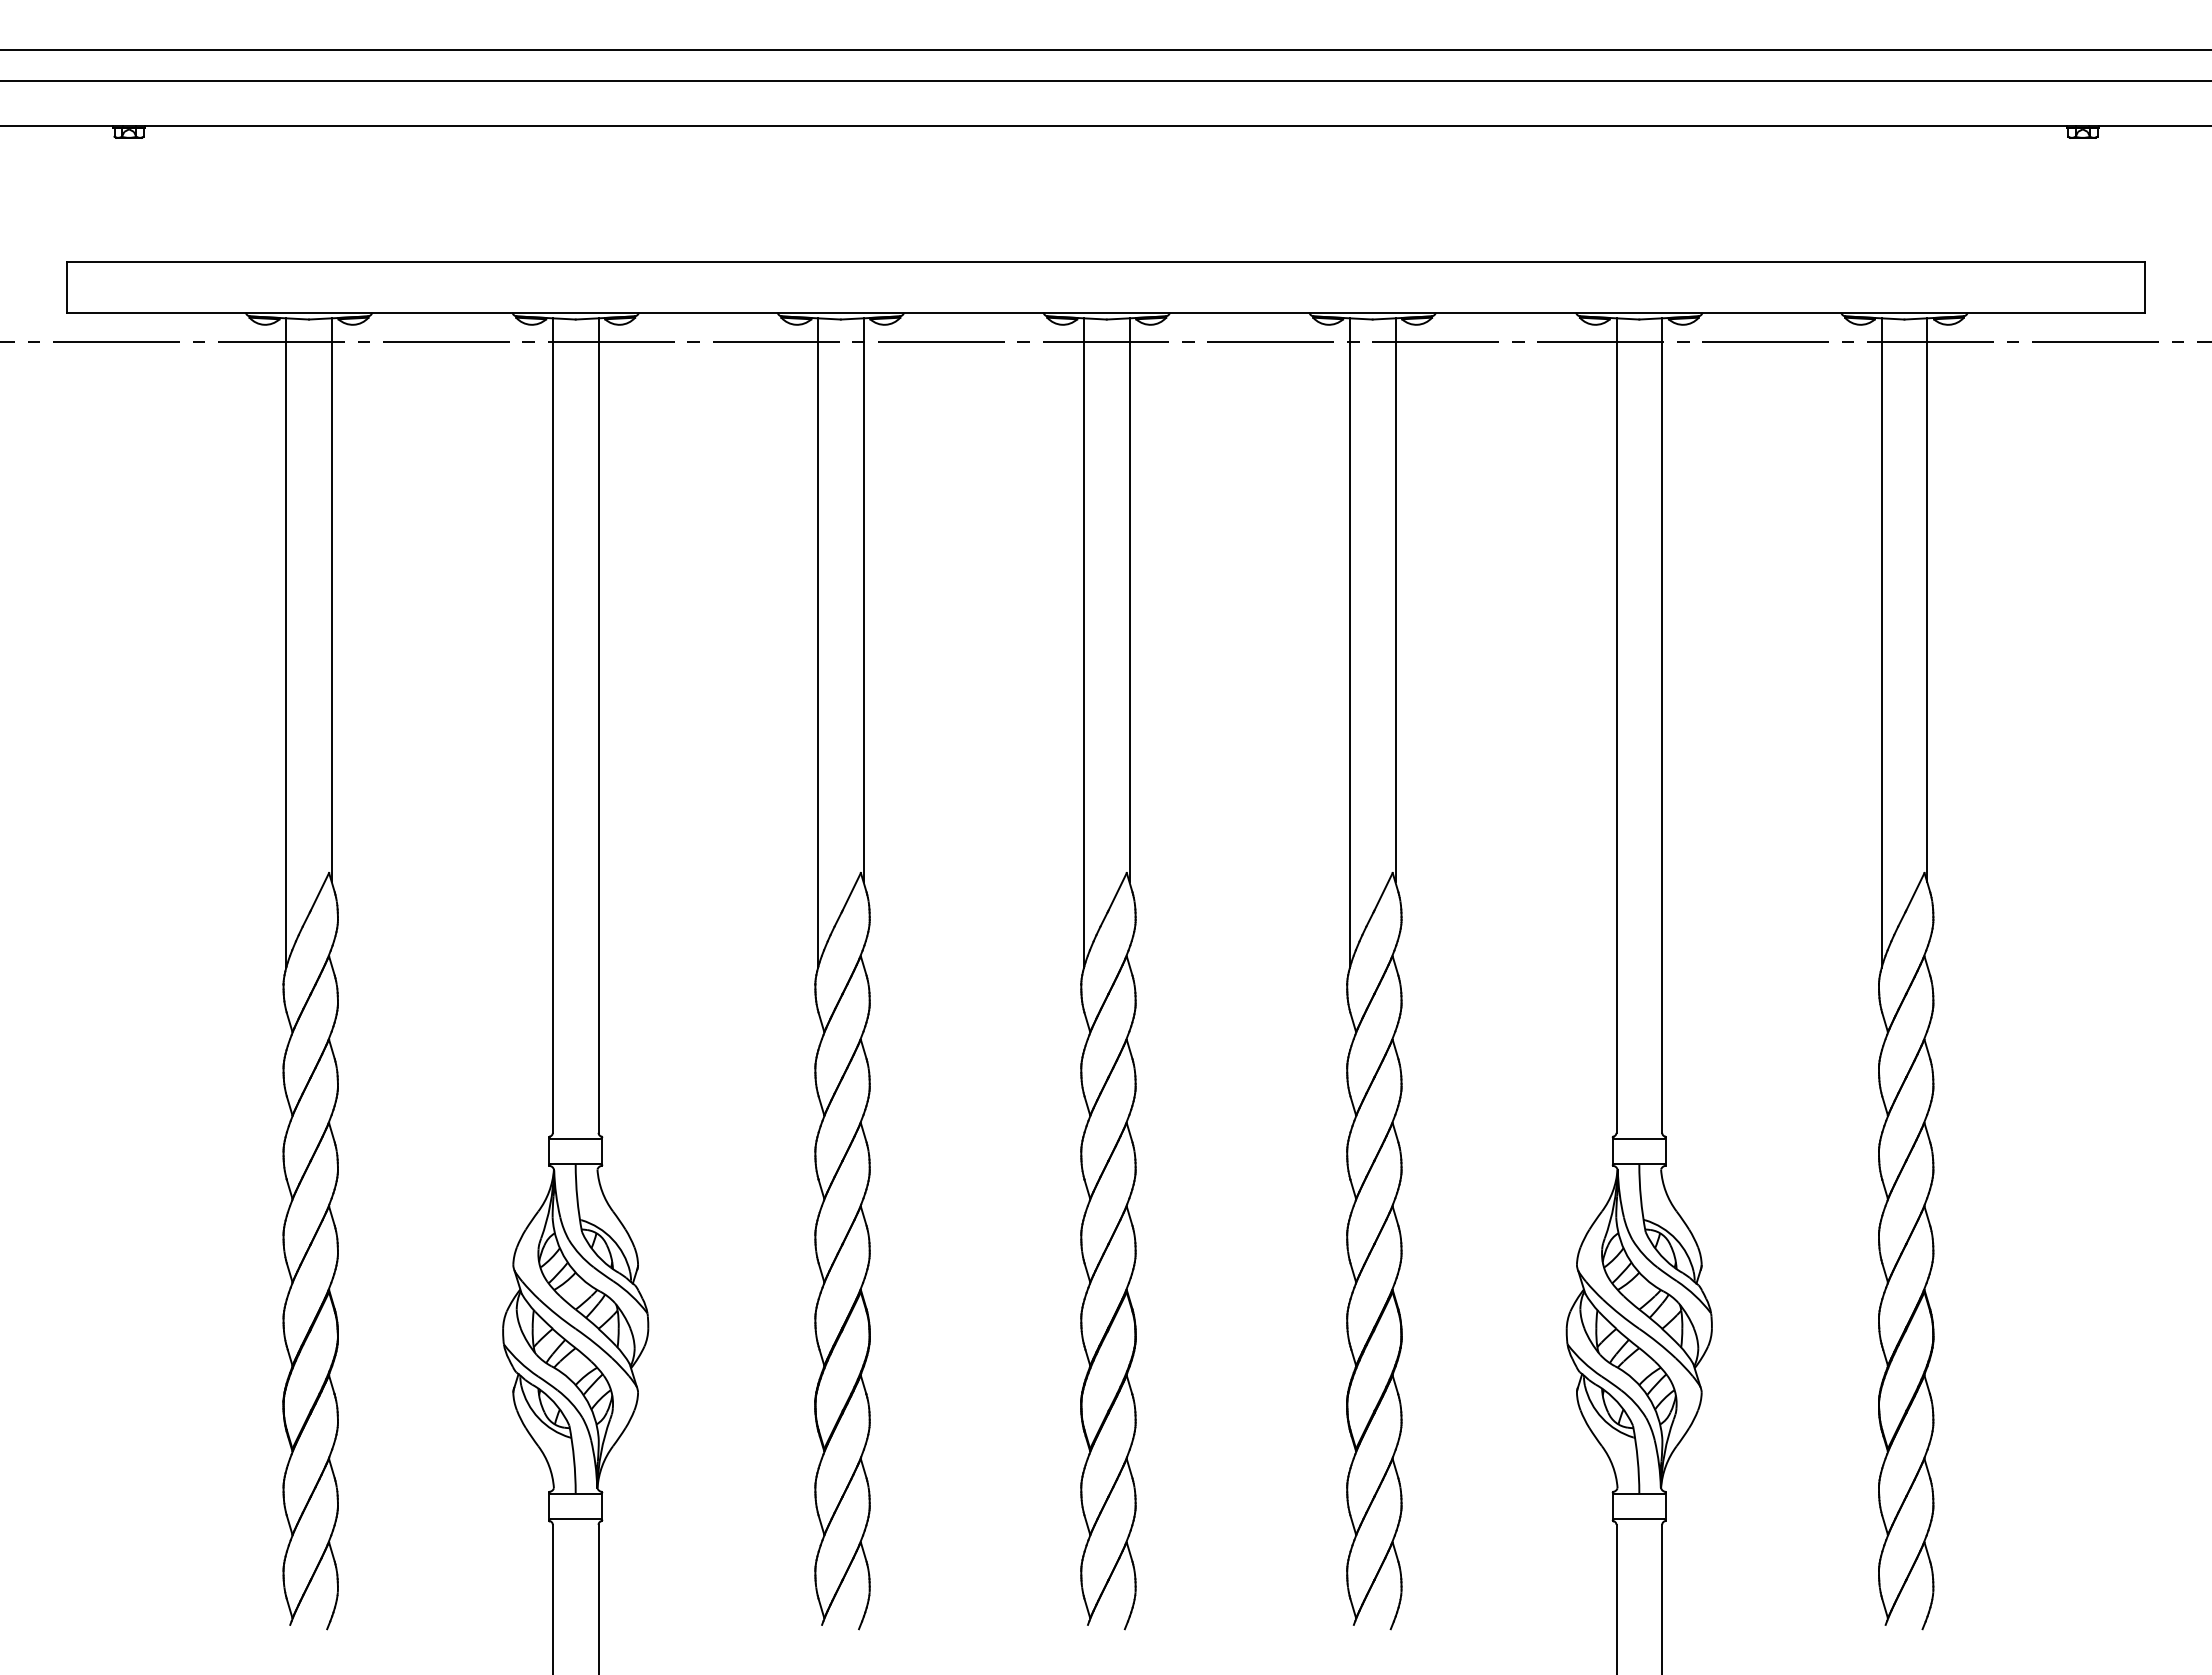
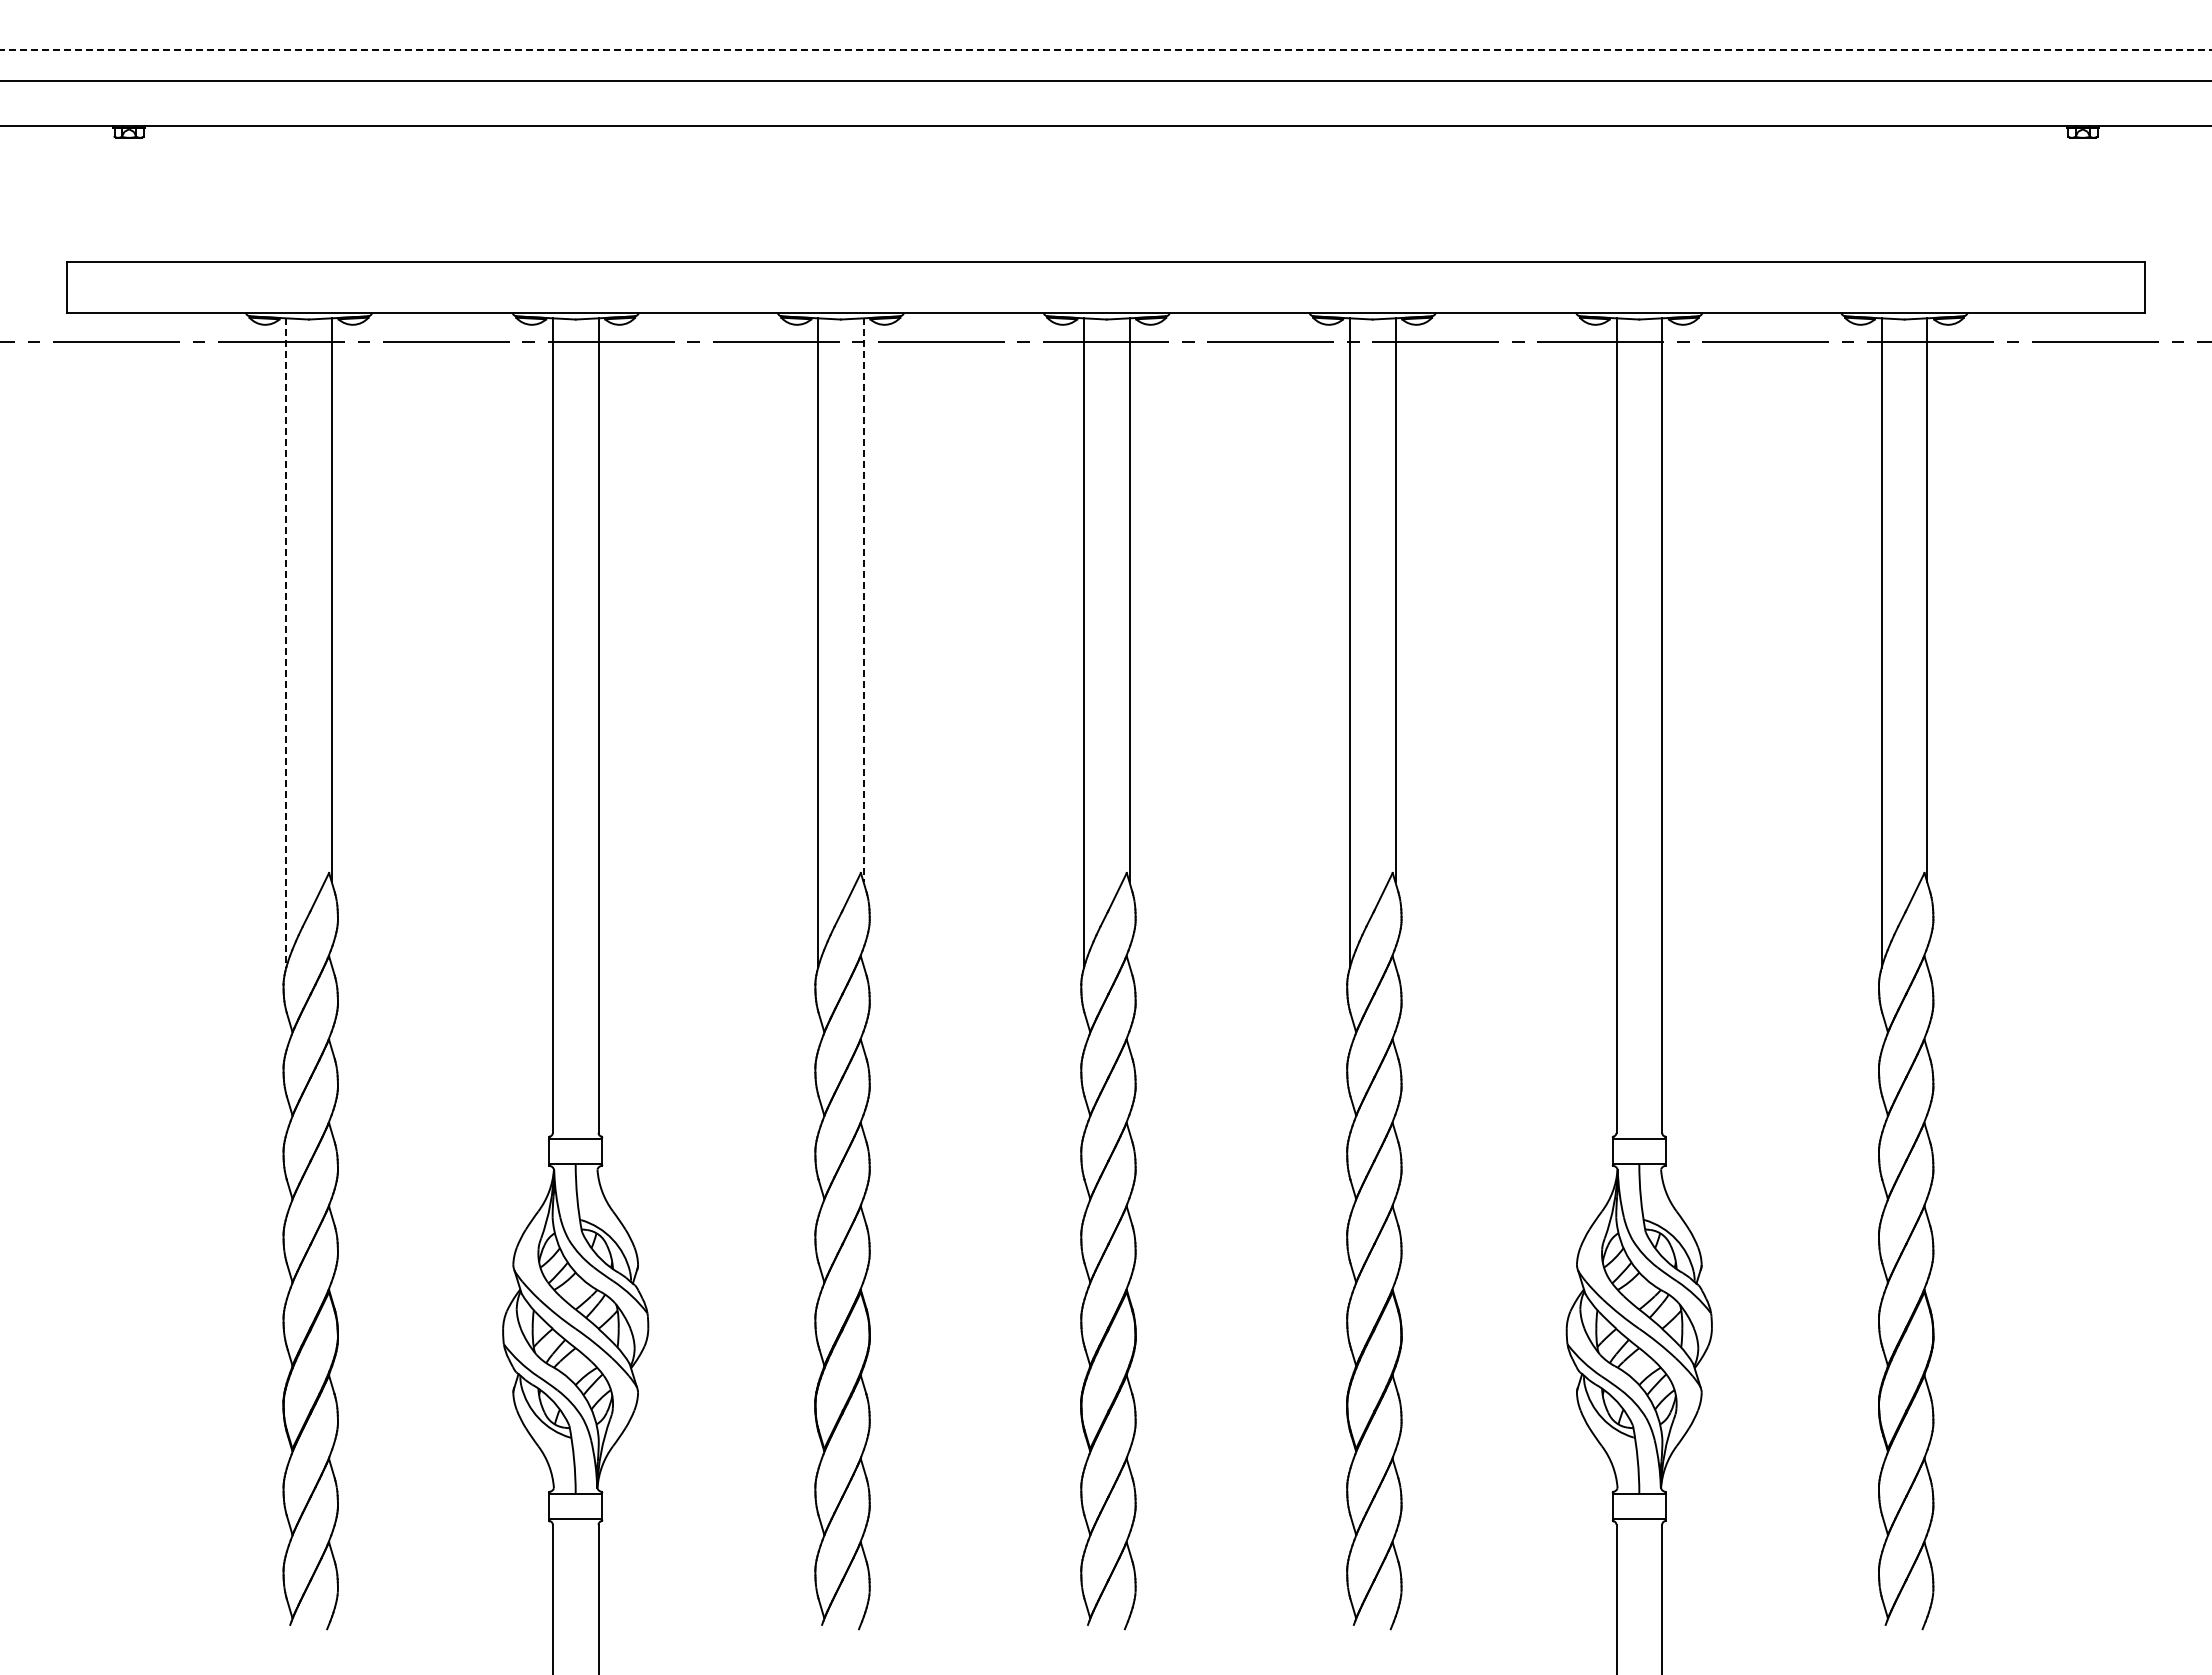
line: solid -> dashed (1106, 50)
line: solid -> dashed (863, 600)
line: solid -> dashed (286, 643)
